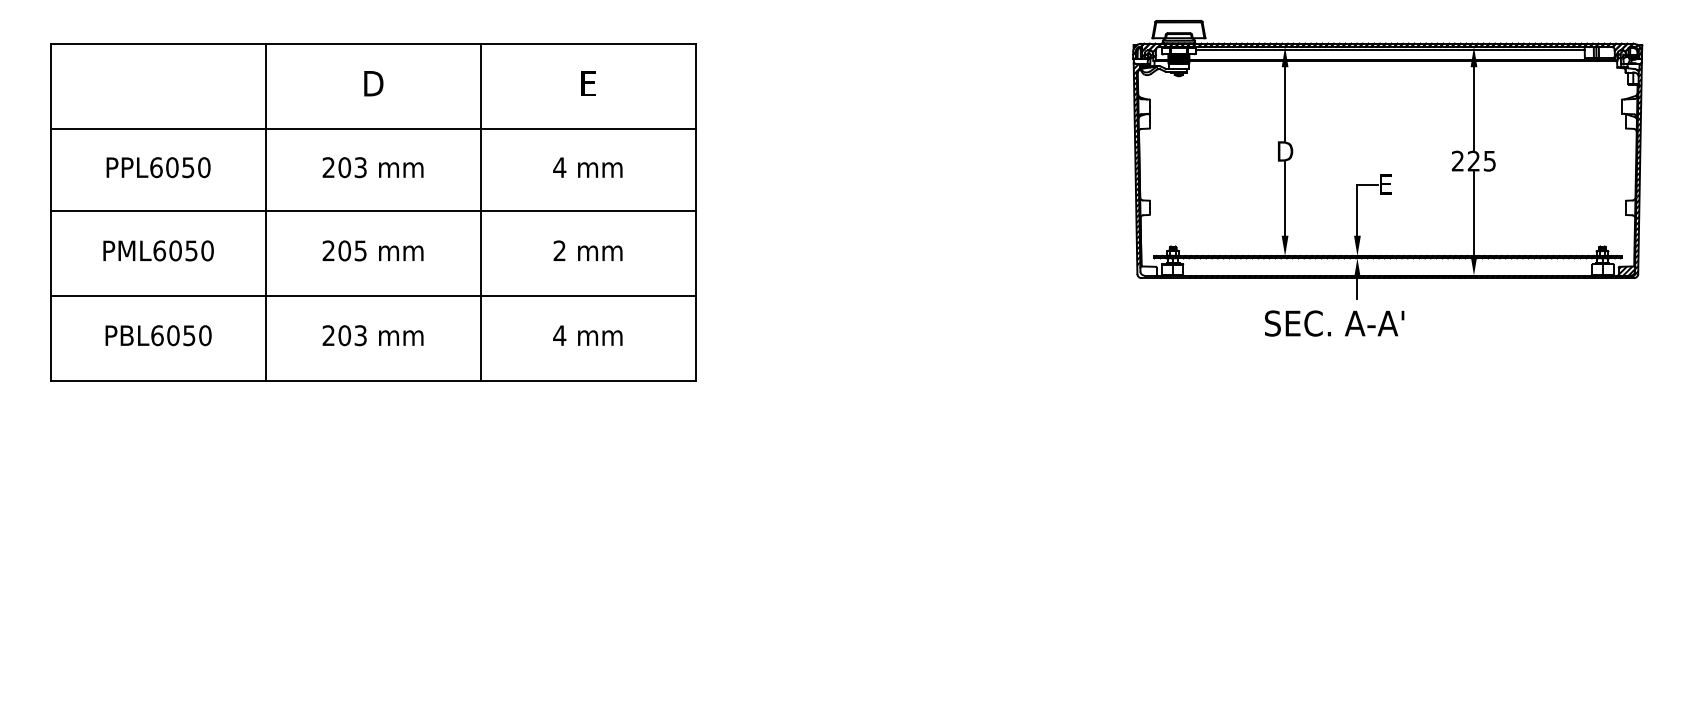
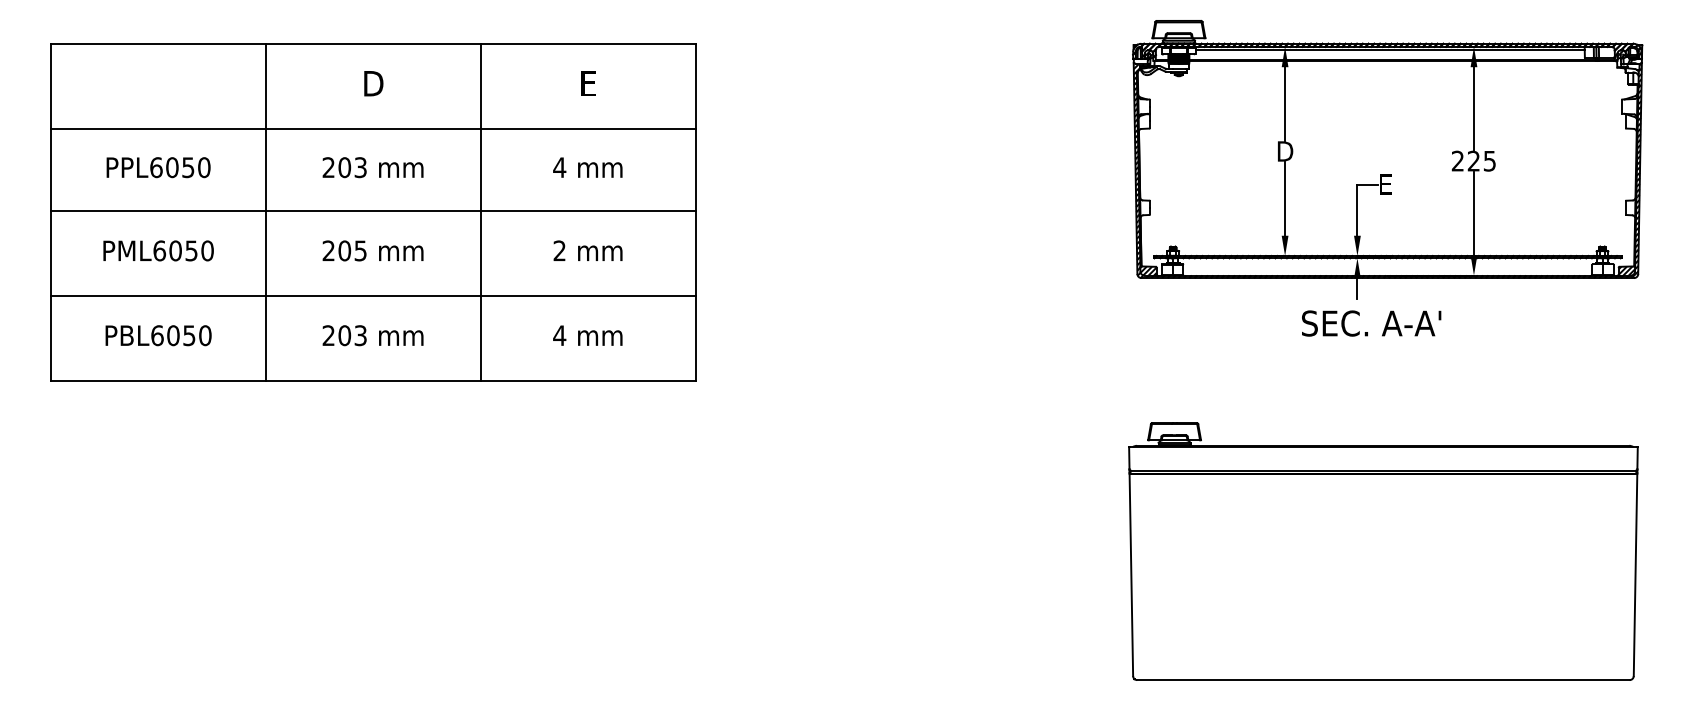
hatch: none -> present (1161, 272)
text position: (1334, 323) -> (1371, 323) (1371, 323)
part: none -> present (1383, 551)
